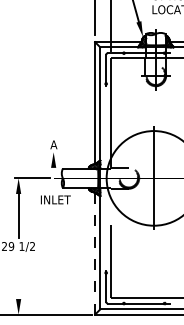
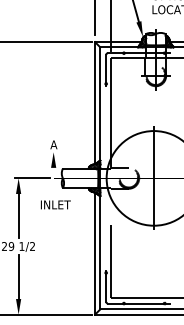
line: none -> present (46, 42)
text position: (55, 199) -> (55, 204) (55, 204)
line: dashed -> solid (95, 253)
line: none -> present (18, 279)
